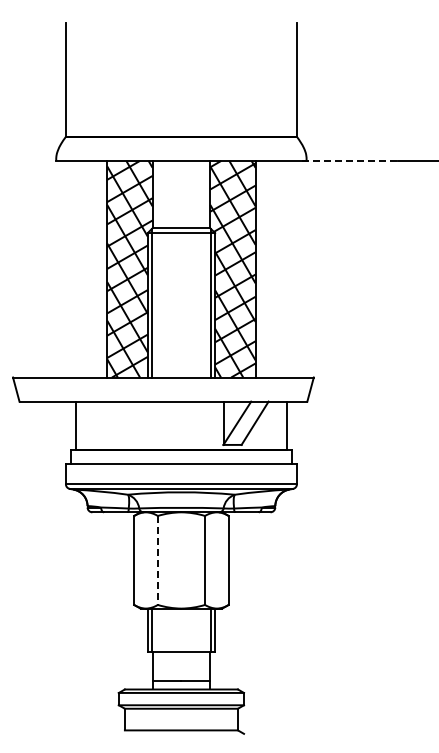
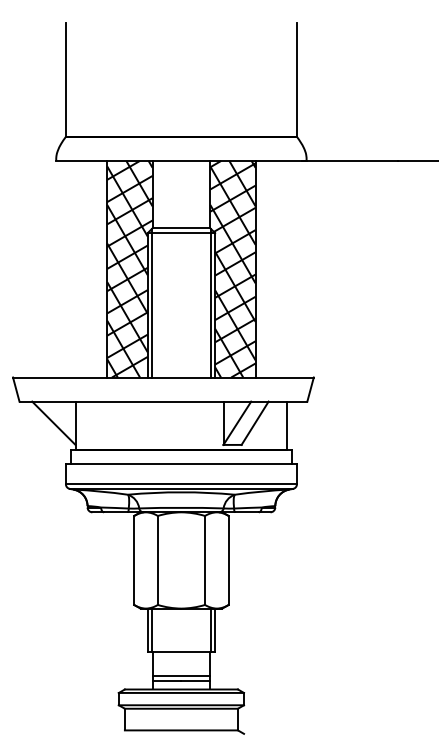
line: dashed -> solid (350, 160)
line: none -> present (53, 422)
line: dashed -> solid (157, 560)
line: none -> present (181, 676)
